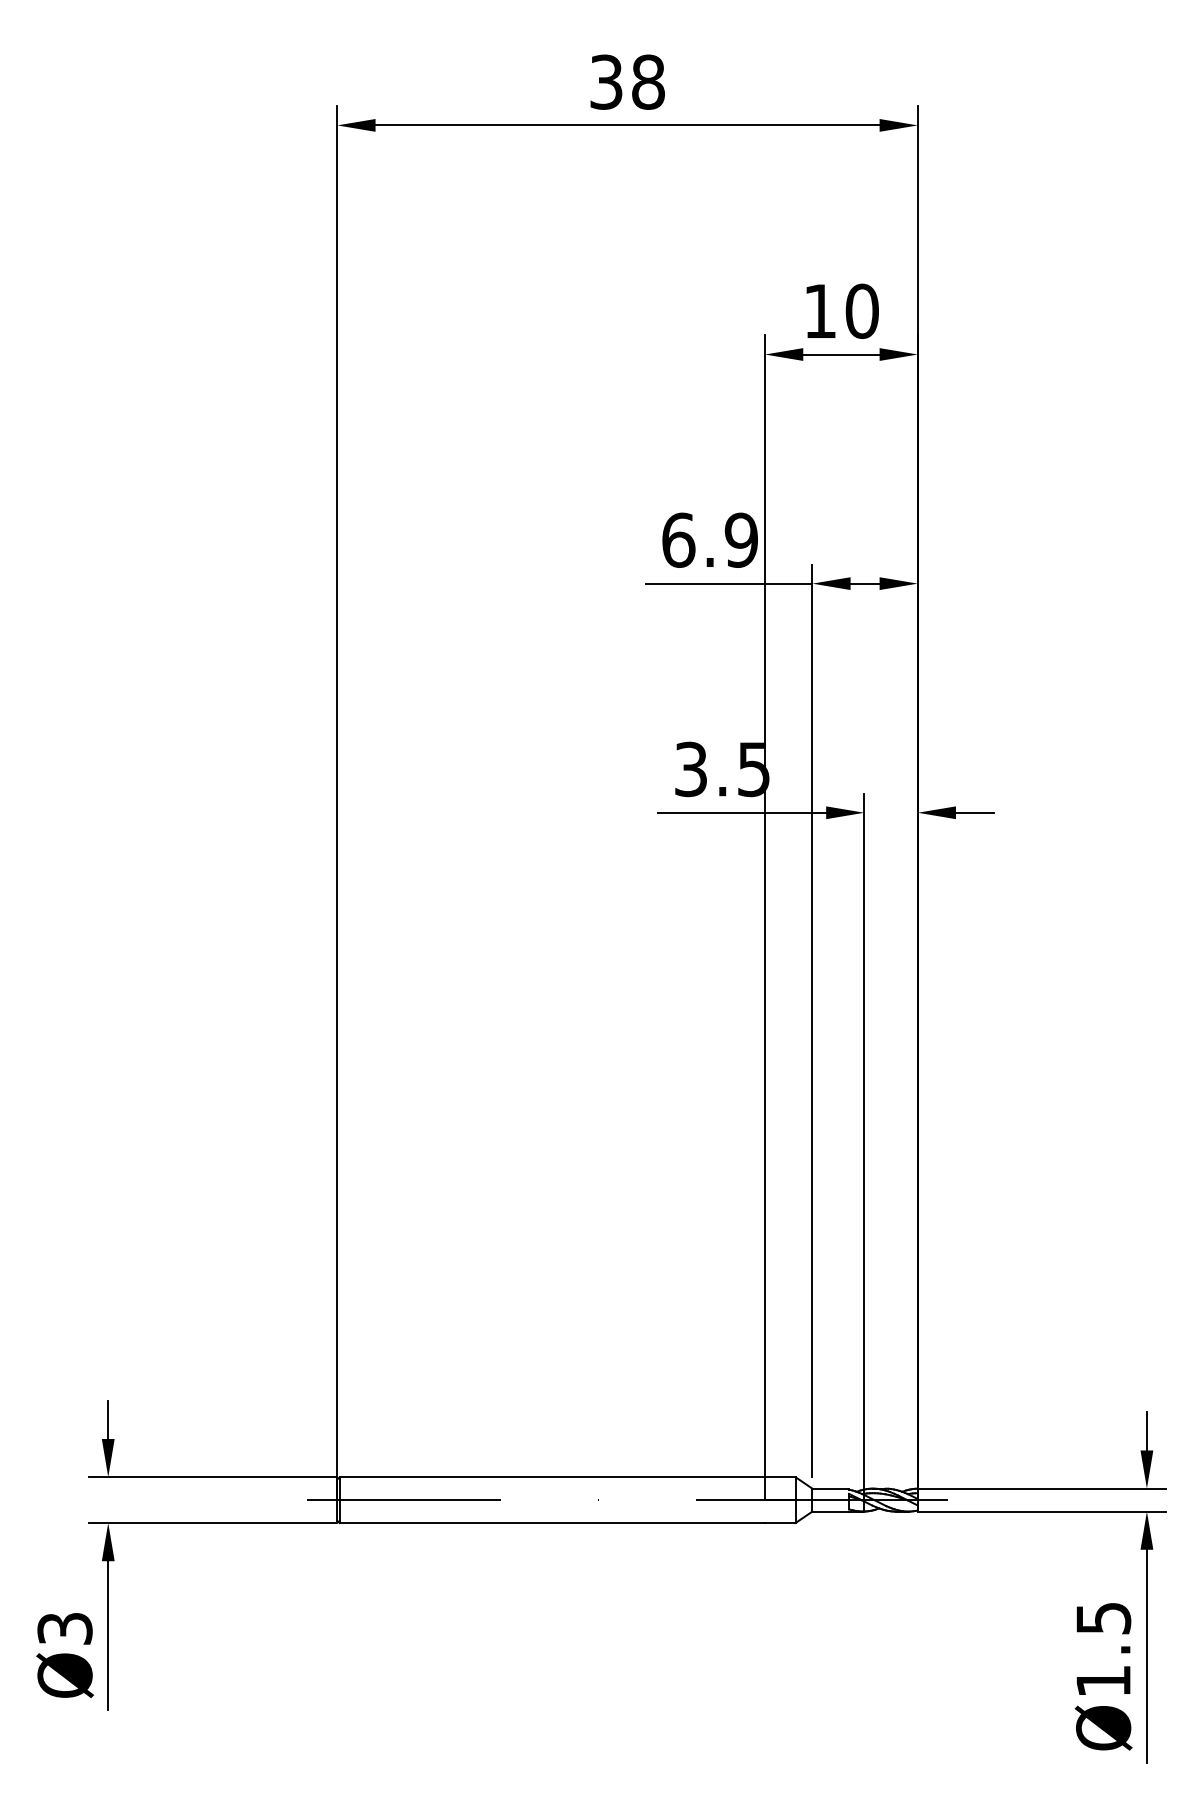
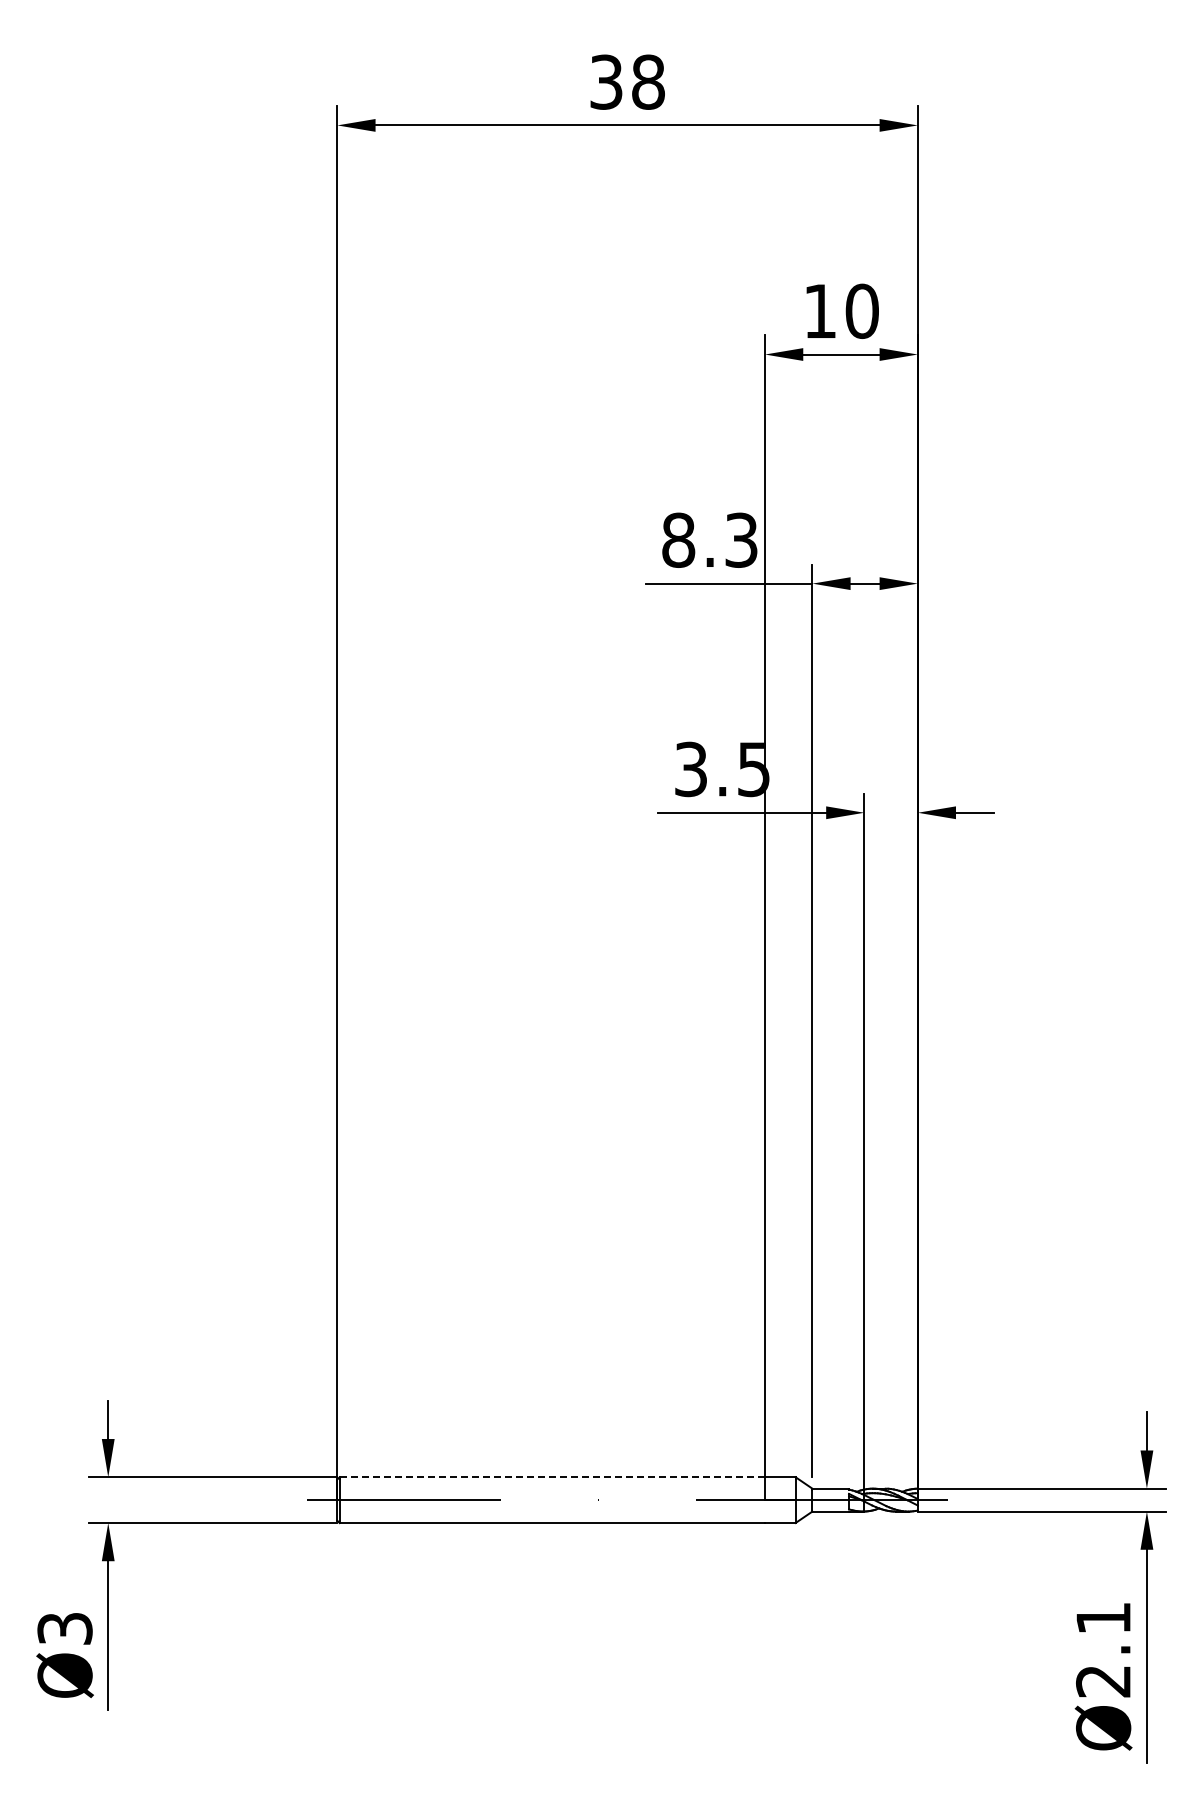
text: 6.9 -> 8.3 (709, 539)
line: solid -> dashed (552, 1477)
text: Ø1.5 -> Ø2.1 (1103, 1650)
